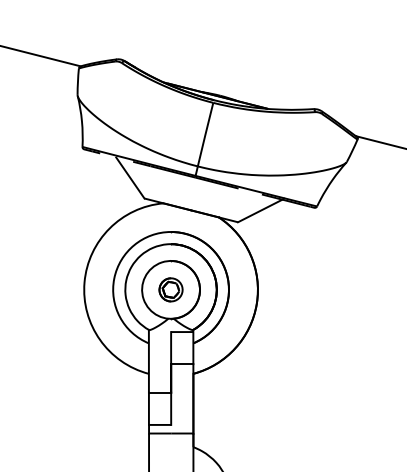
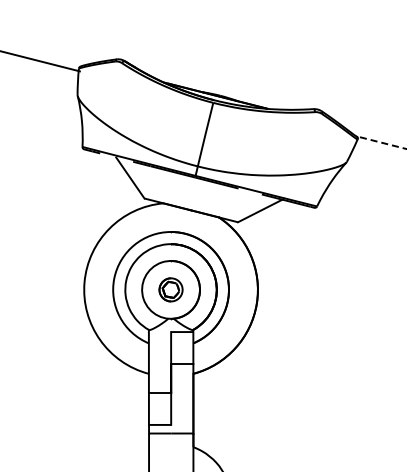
line position: (41, 56) -> (40, 61) (40, 61)
line: solid -> dashed (381, 142)
